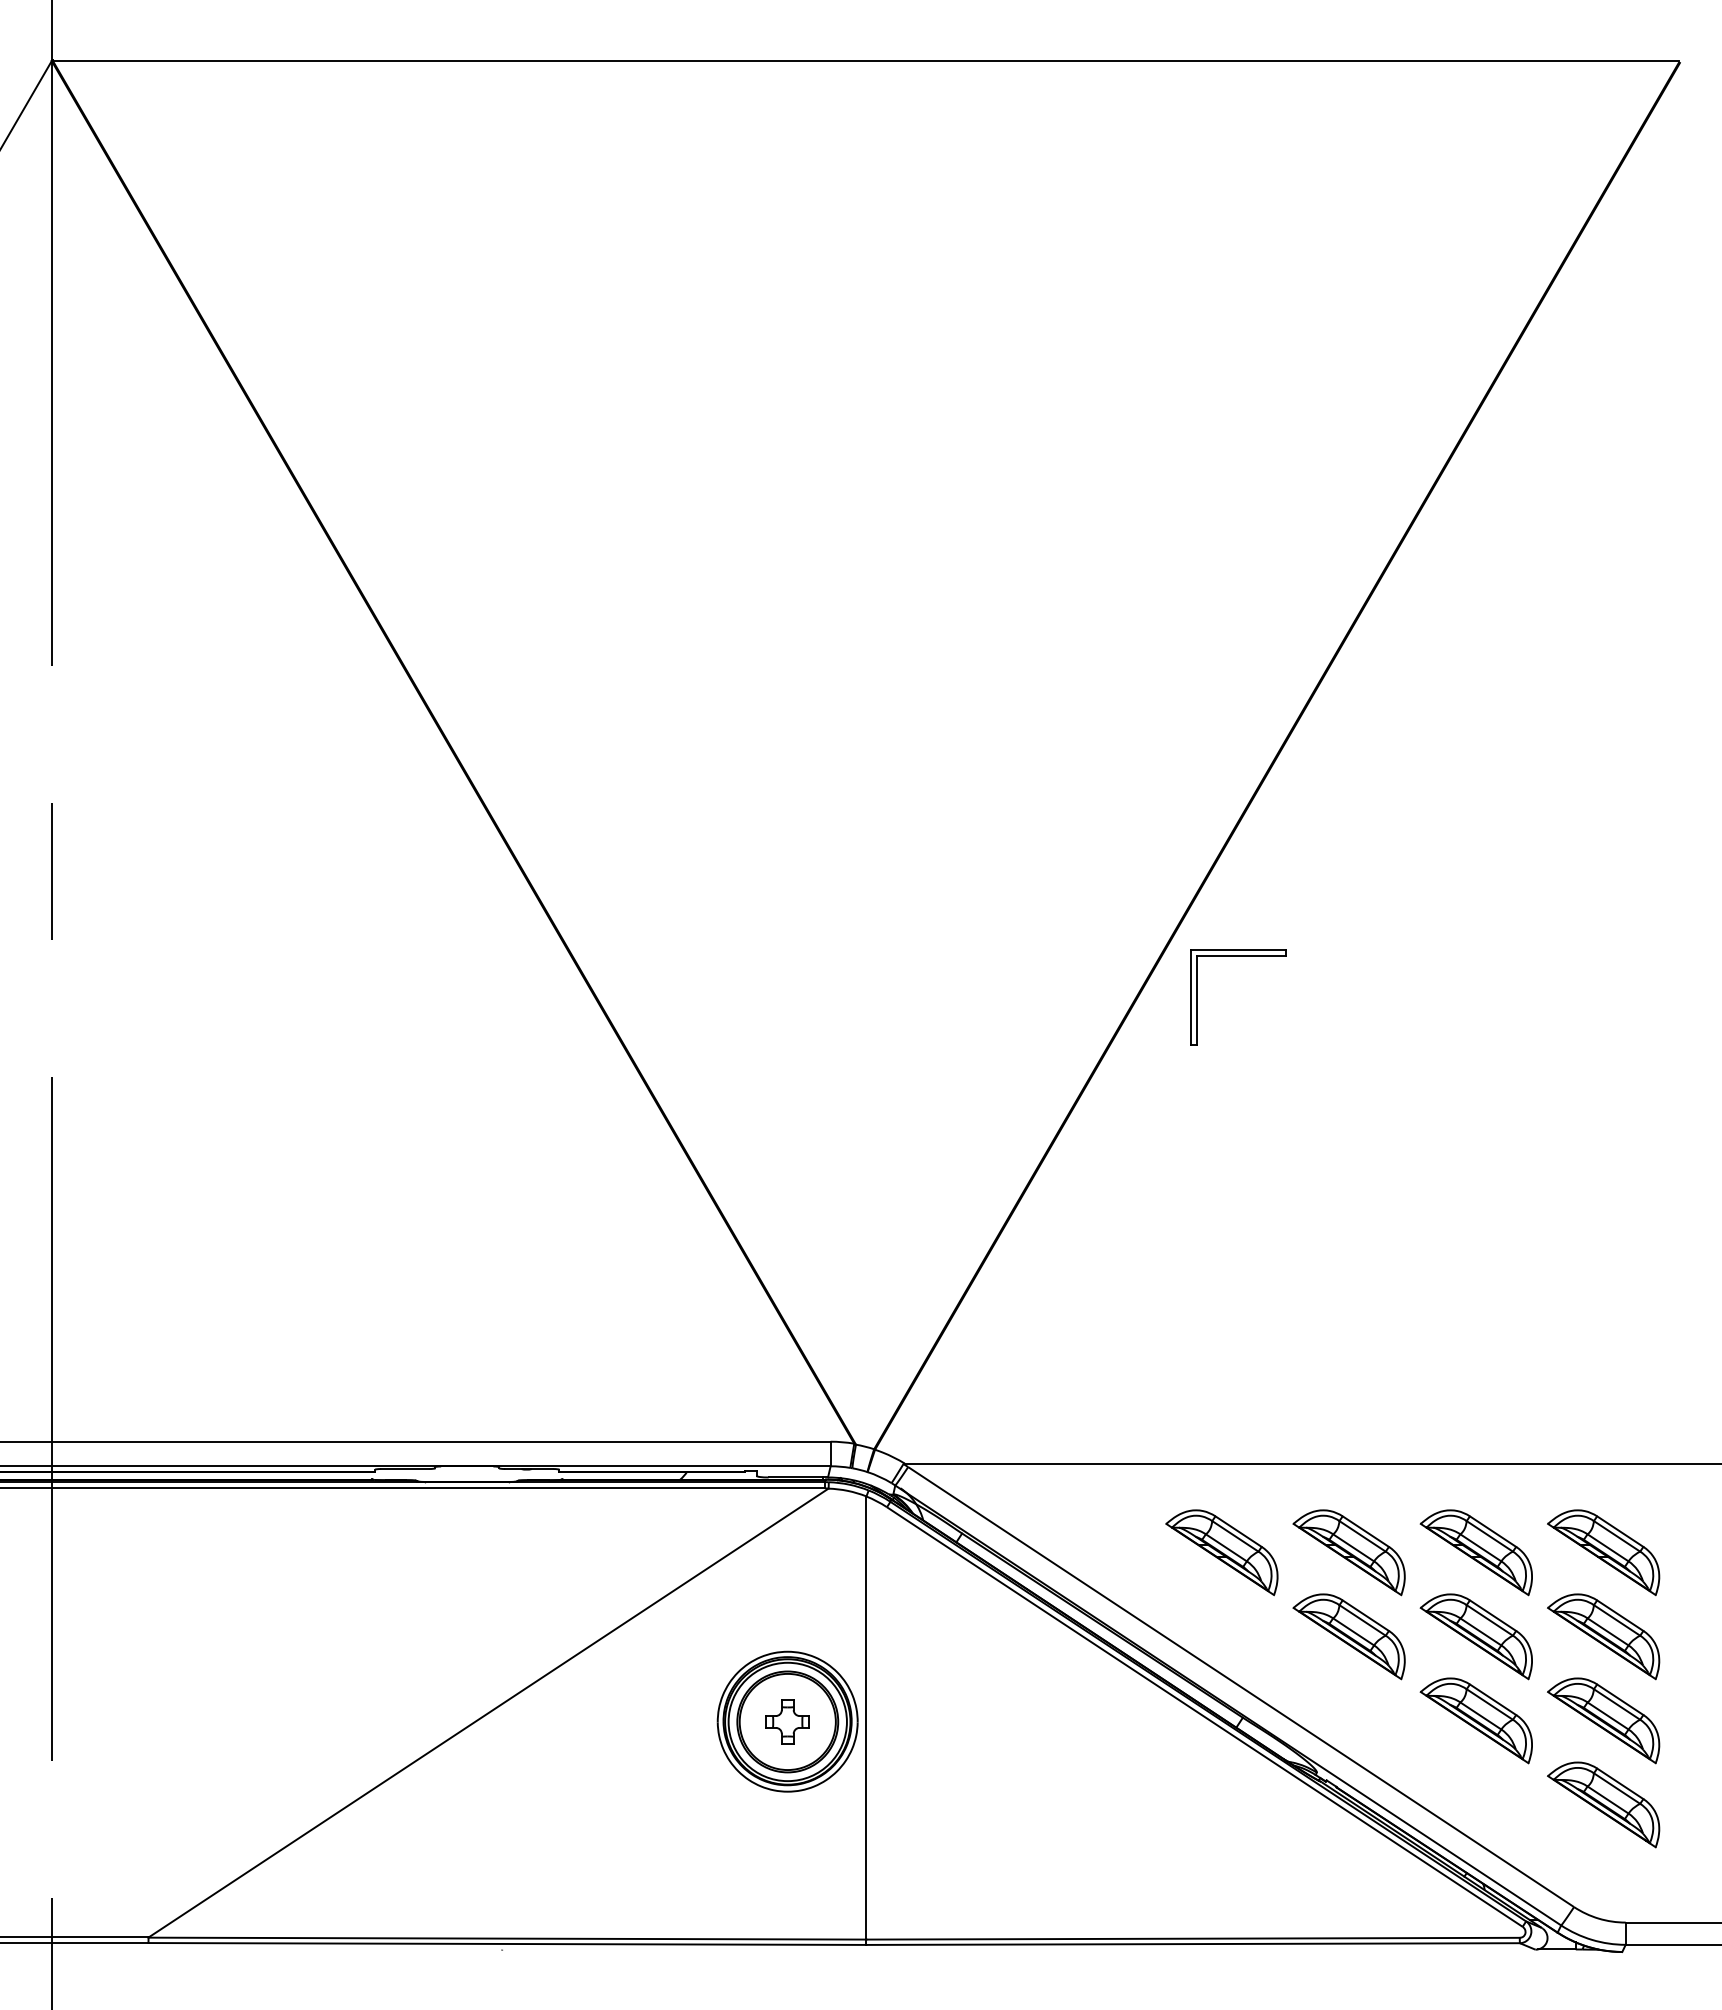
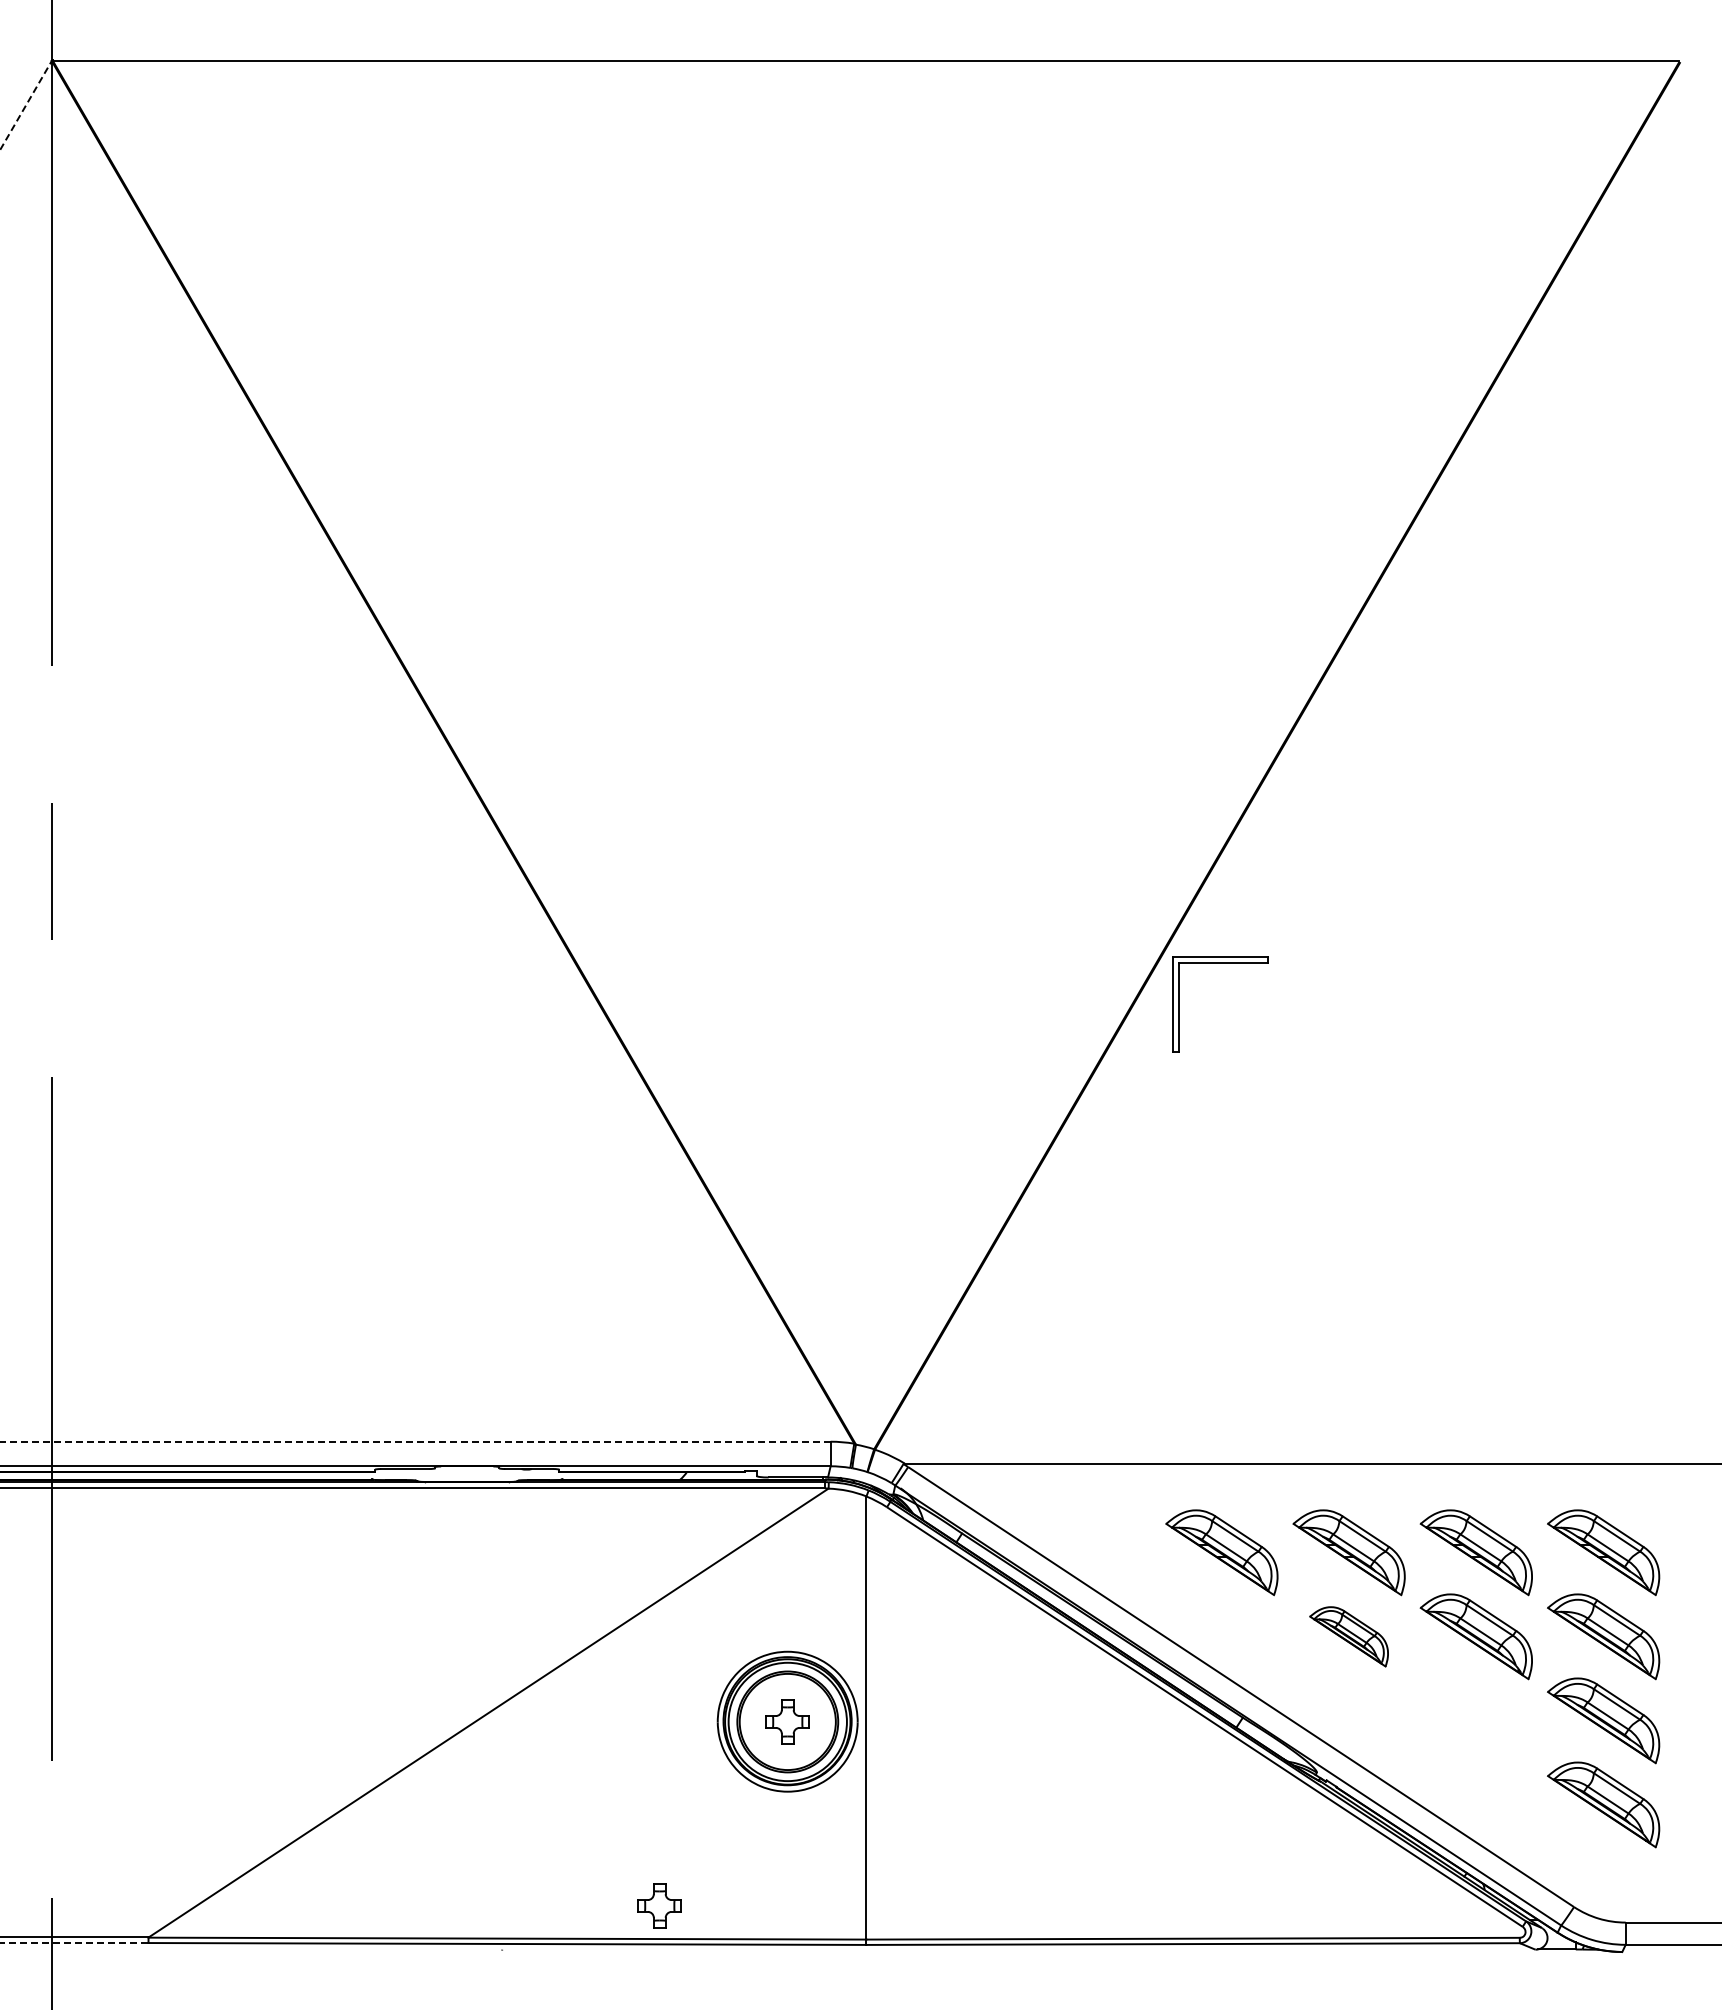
line: solid -> dashed (26, 105)
part position: (1238, 956) -> (1220, 963) (1220, 963)
line: solid -> dashed (415, 1441)
part size: 114x88 px -> 80x62 px (1348, 1636)
part: present -> none (1475, 1720)
part: none -> present (659, 1905)
line: solid -> dashed (74, 1943)
